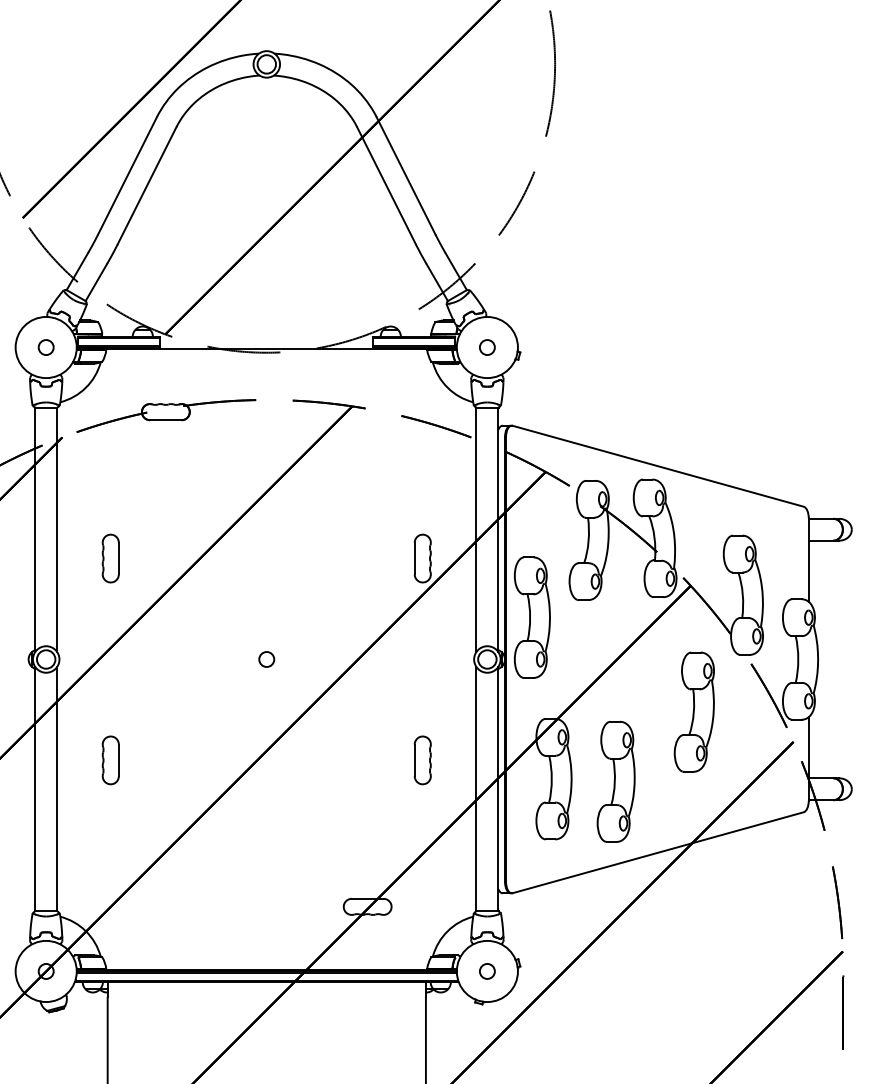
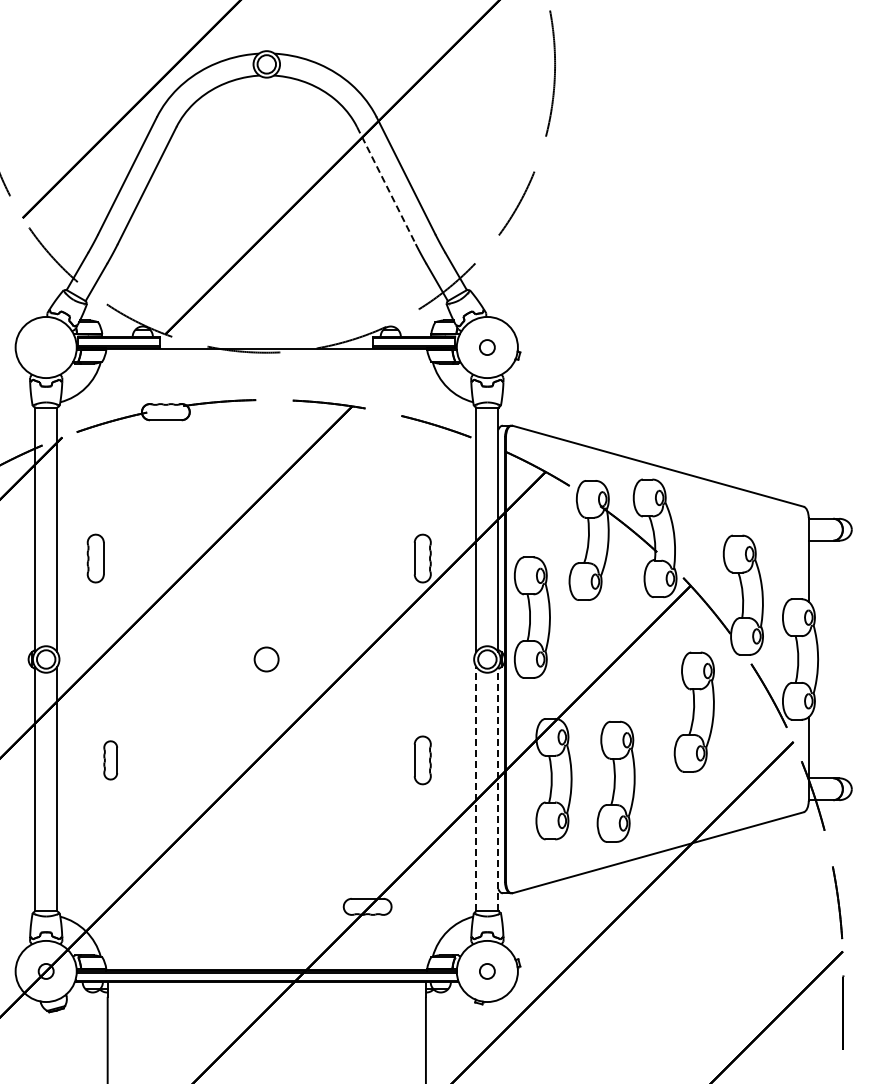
line: solid -> dashed (386, 186)
circle: present -> none (45, 347)
part position: (110, 558) -> (95, 558) (95, 558)
circle size: 18x17 px -> 27x27 px (266, 659)
part size: 19x51 px -> 15x41 px (110, 760)
line: solid -> dashed (476, 788)
line: solid -> dashed (498, 788)
